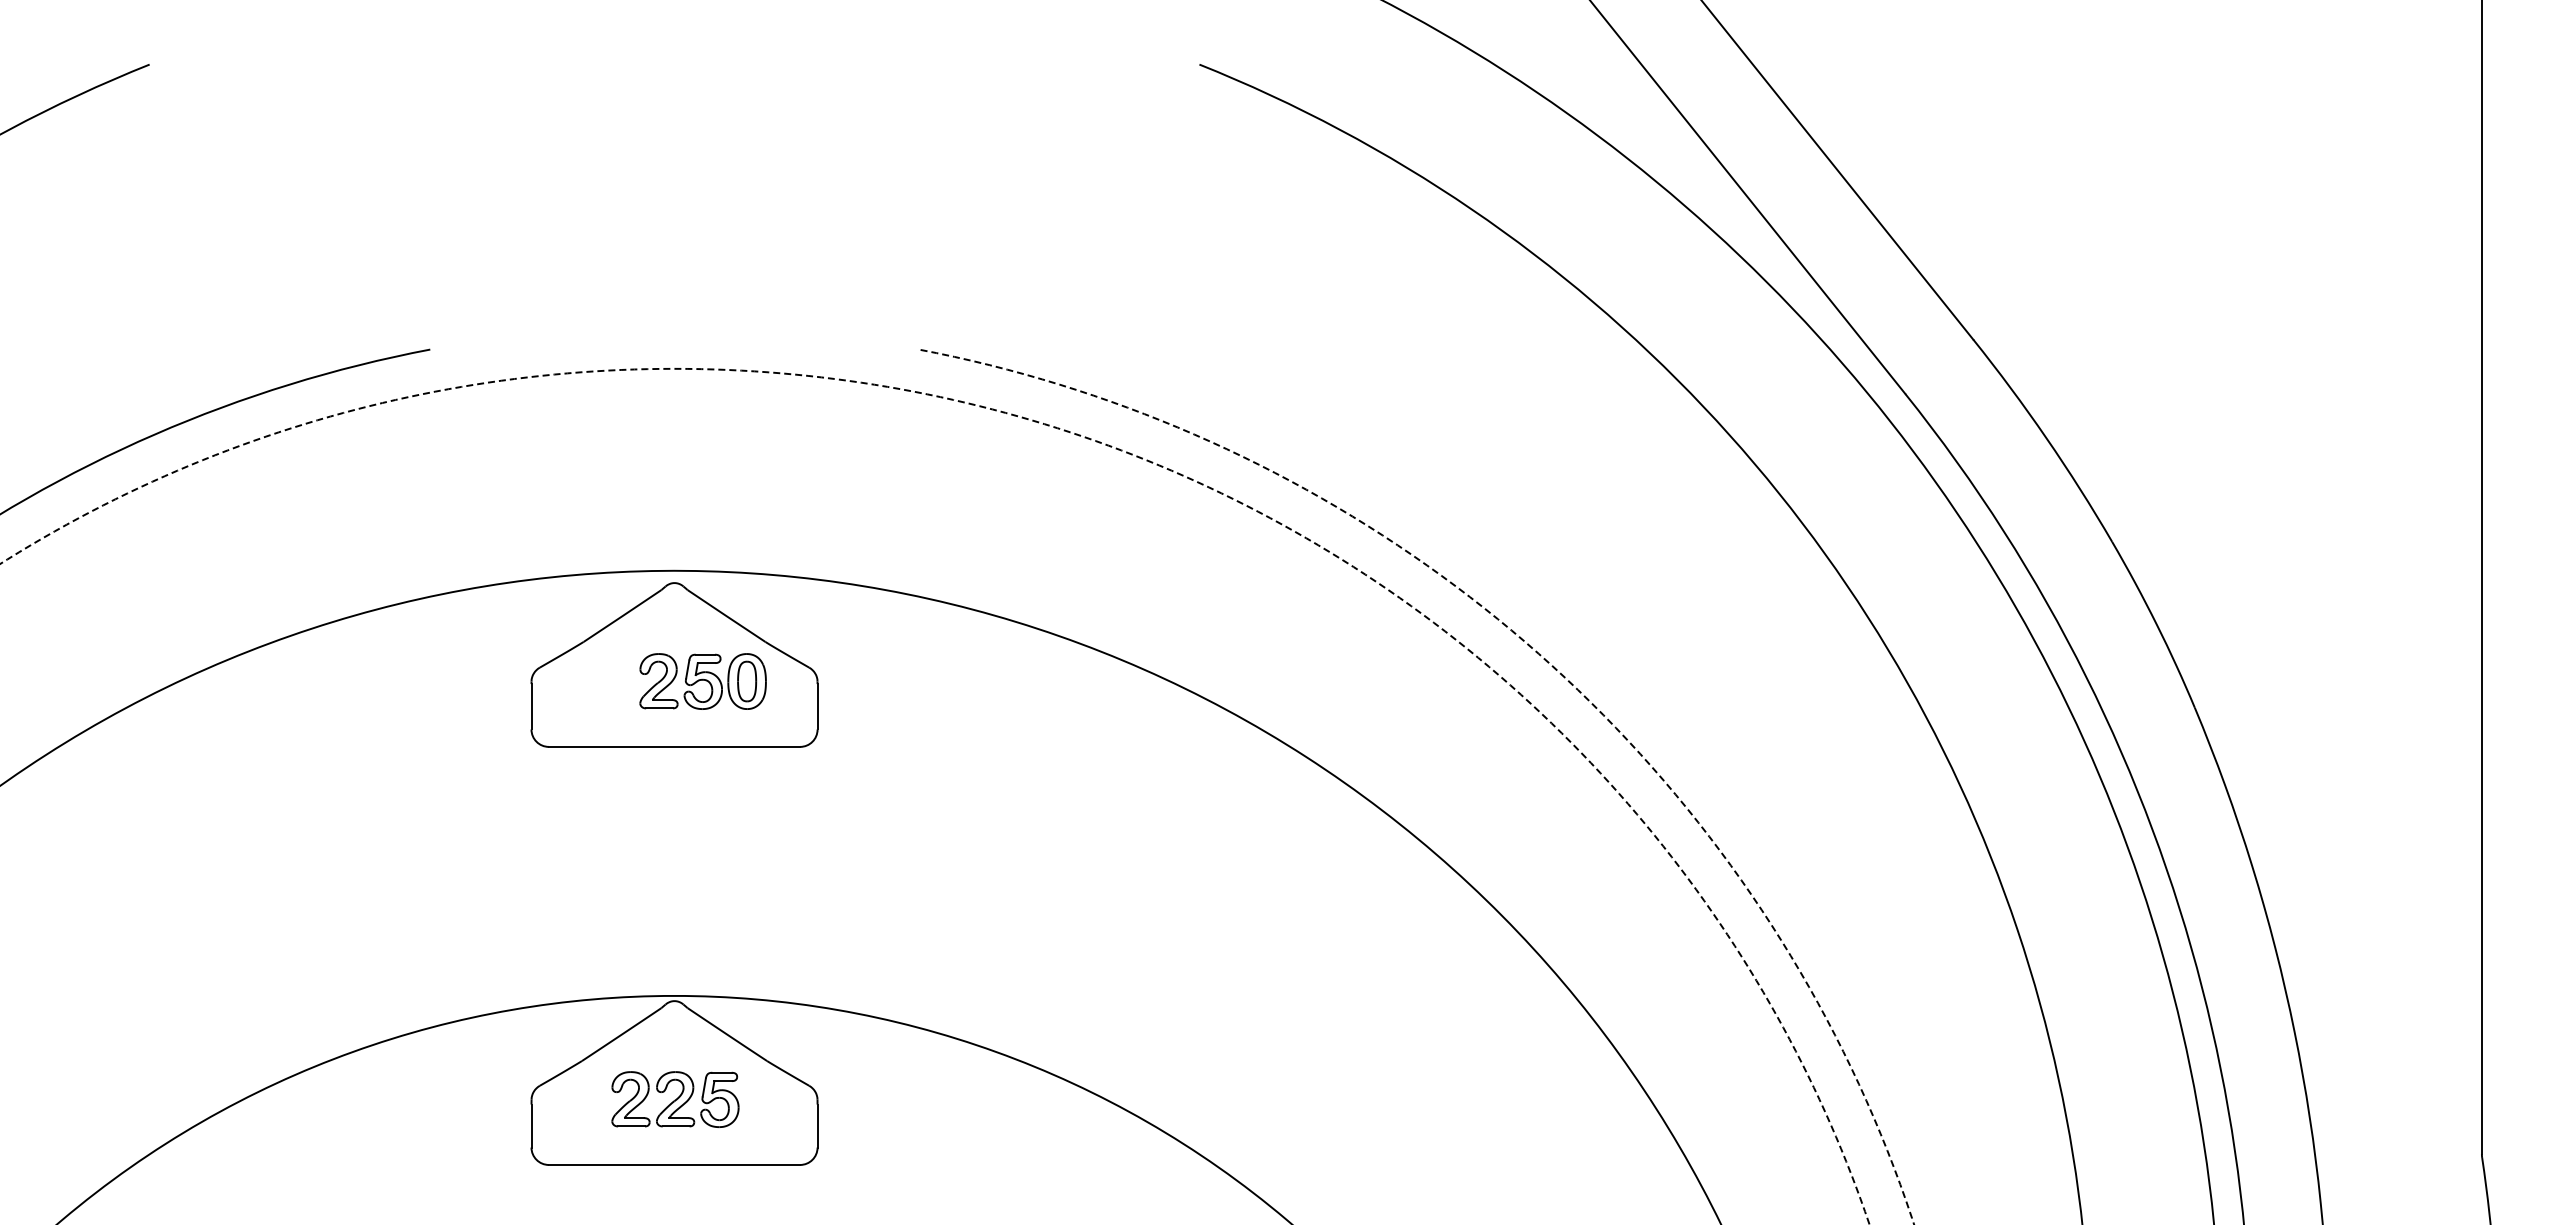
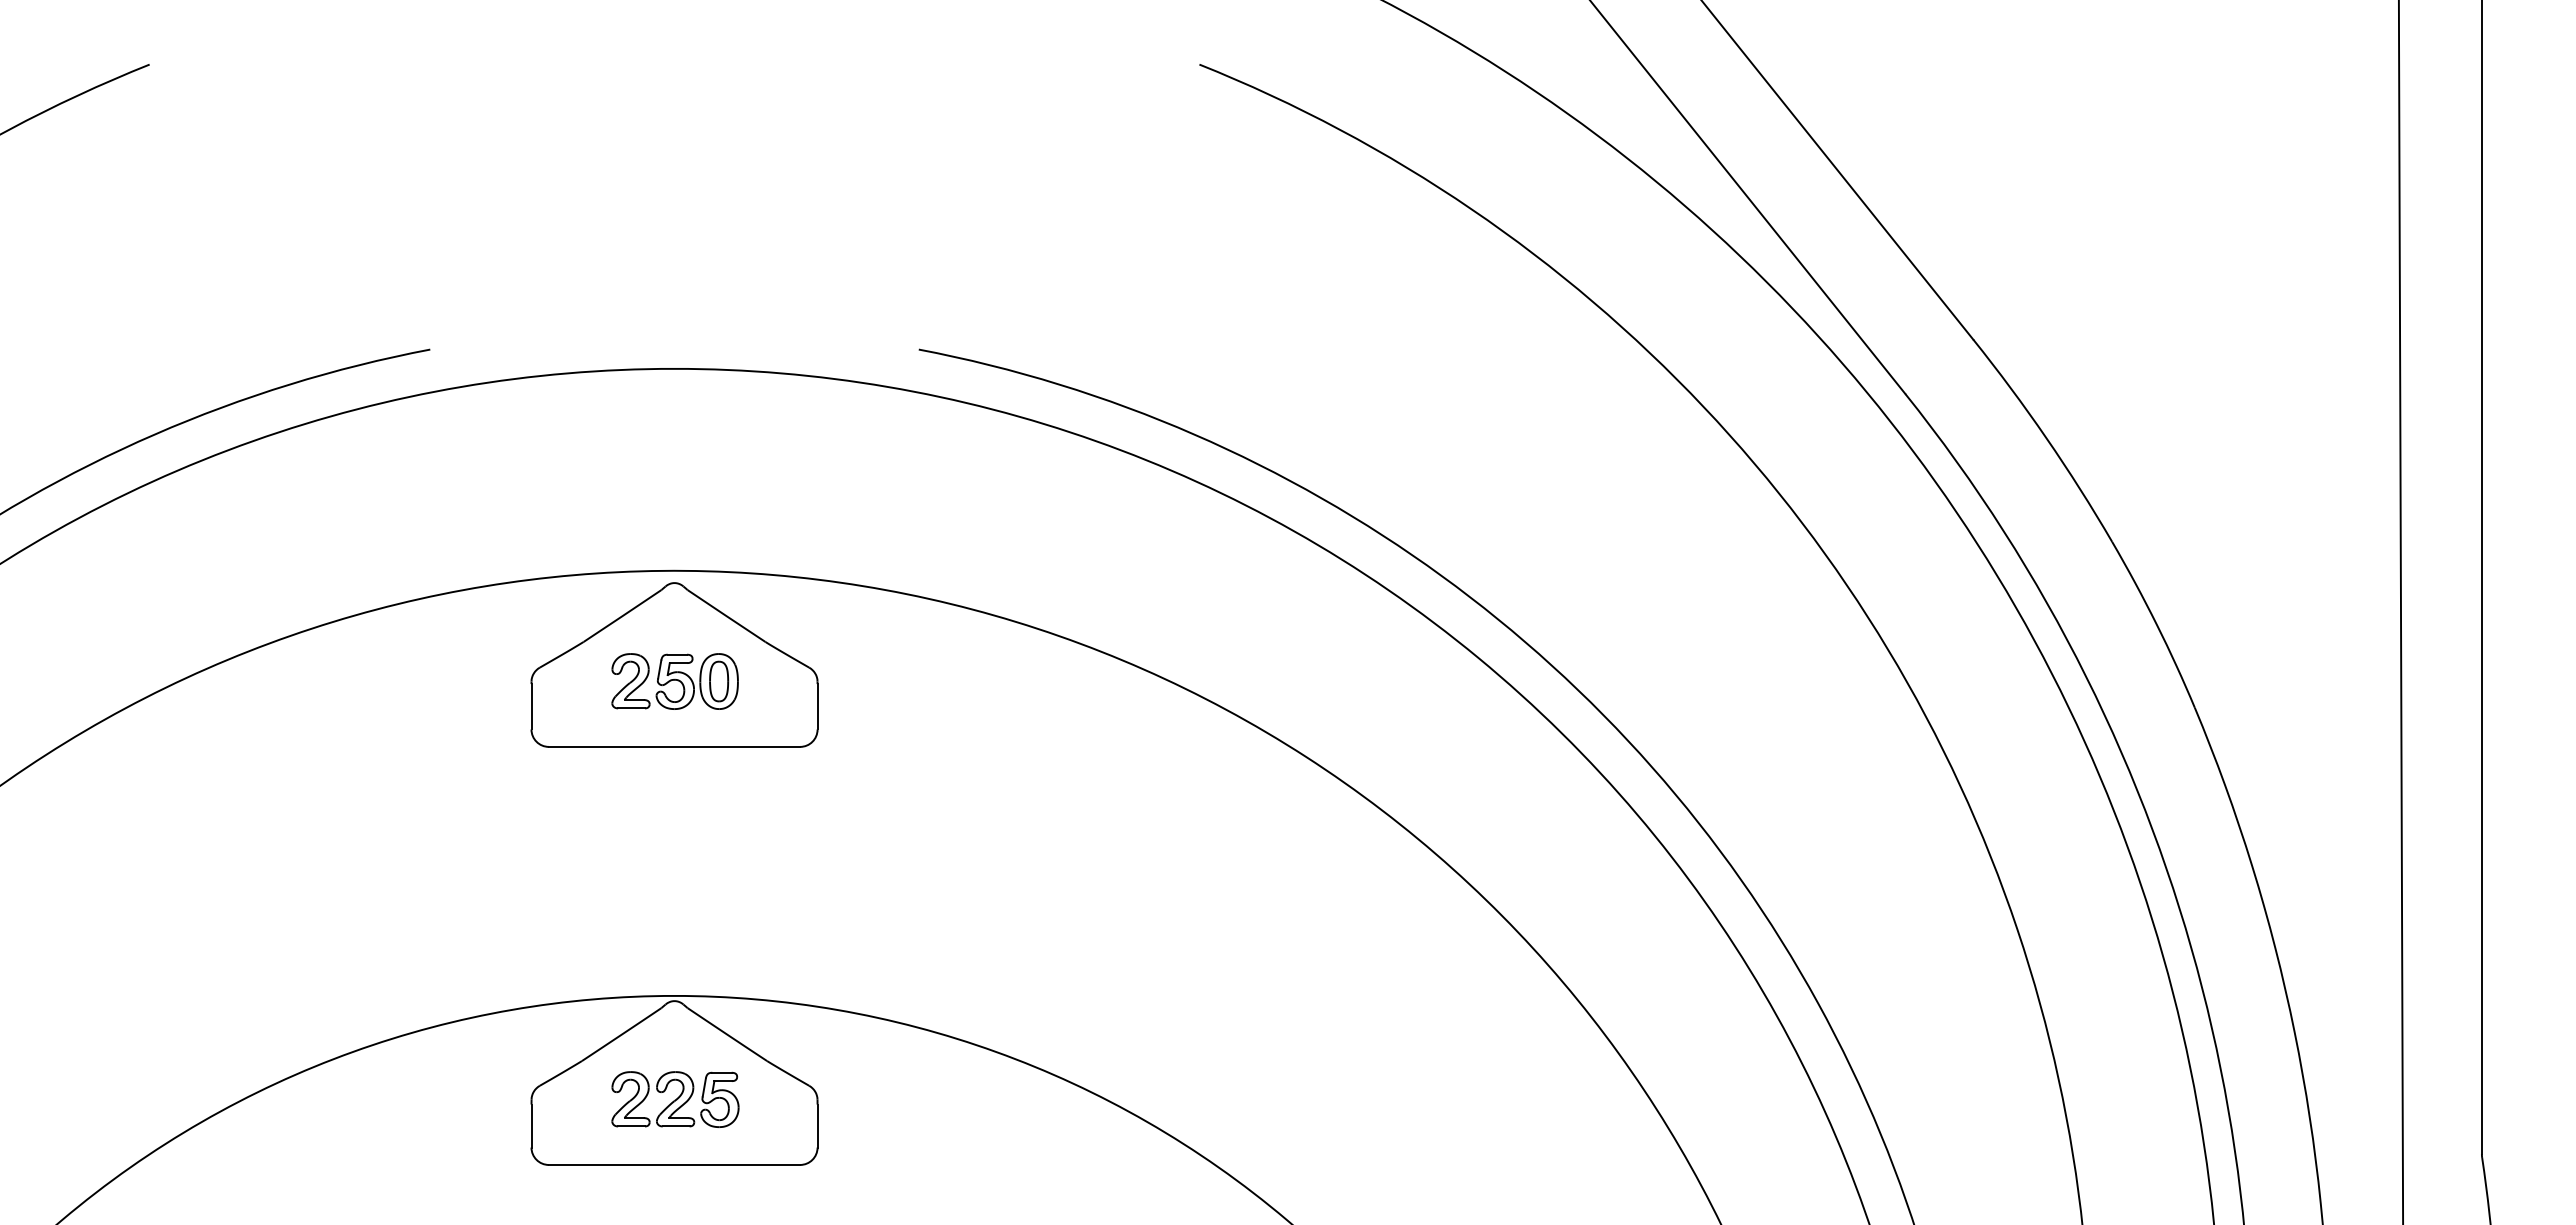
arc: dashed -> solid (1096, 441)
line: none -> present (2400, 611)
arc: dashed -> solid (1536, 651)
part position: (702, 681) -> (674, 681) (674, 681)
